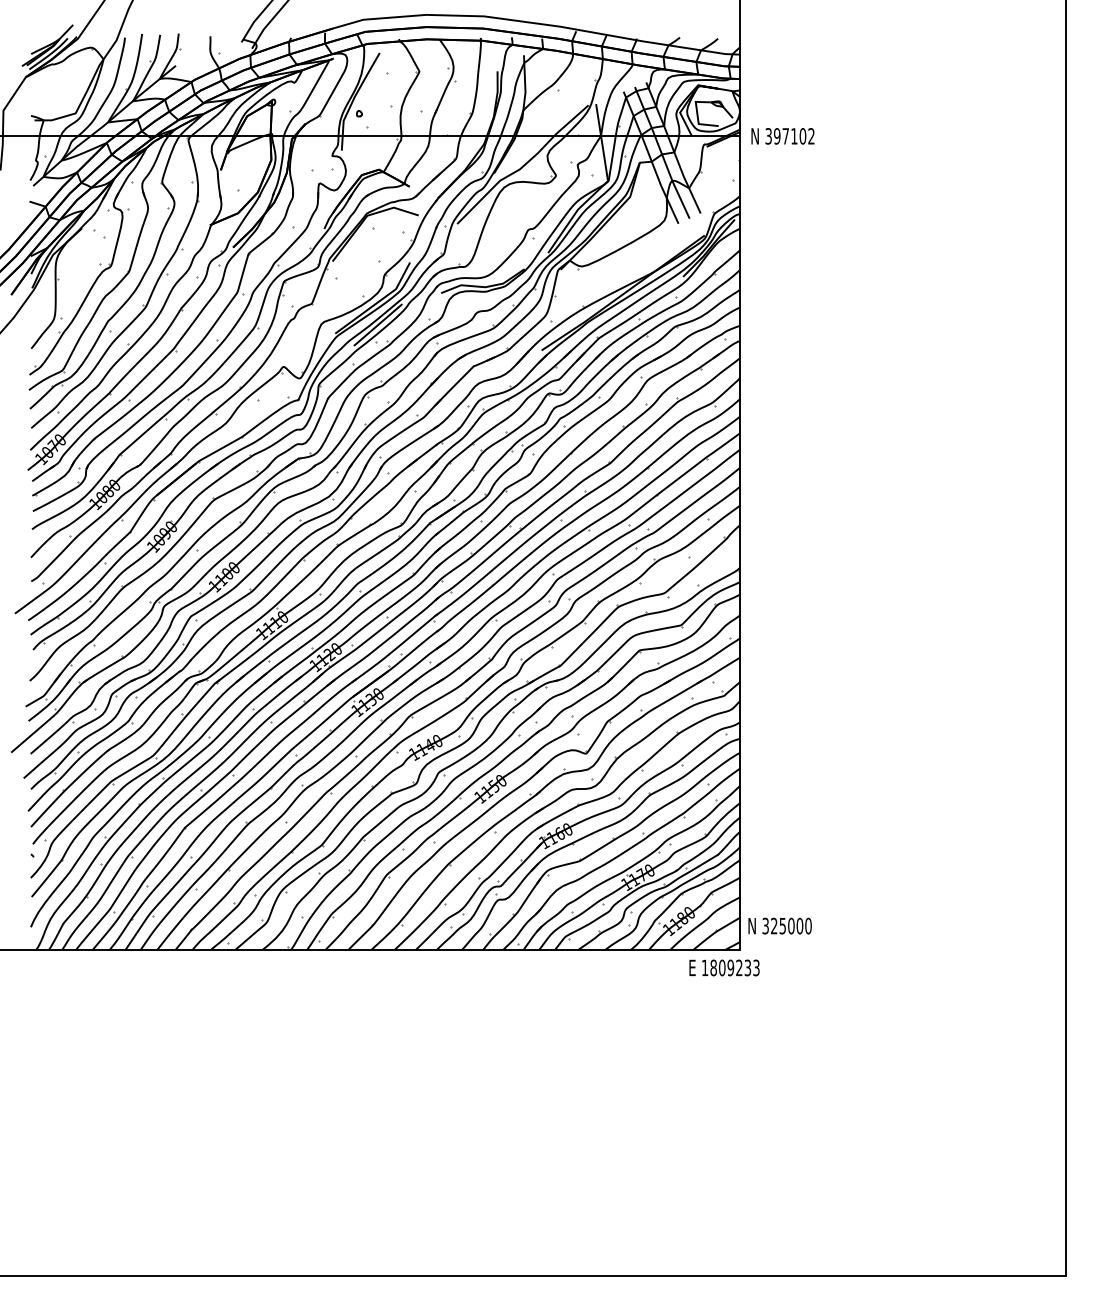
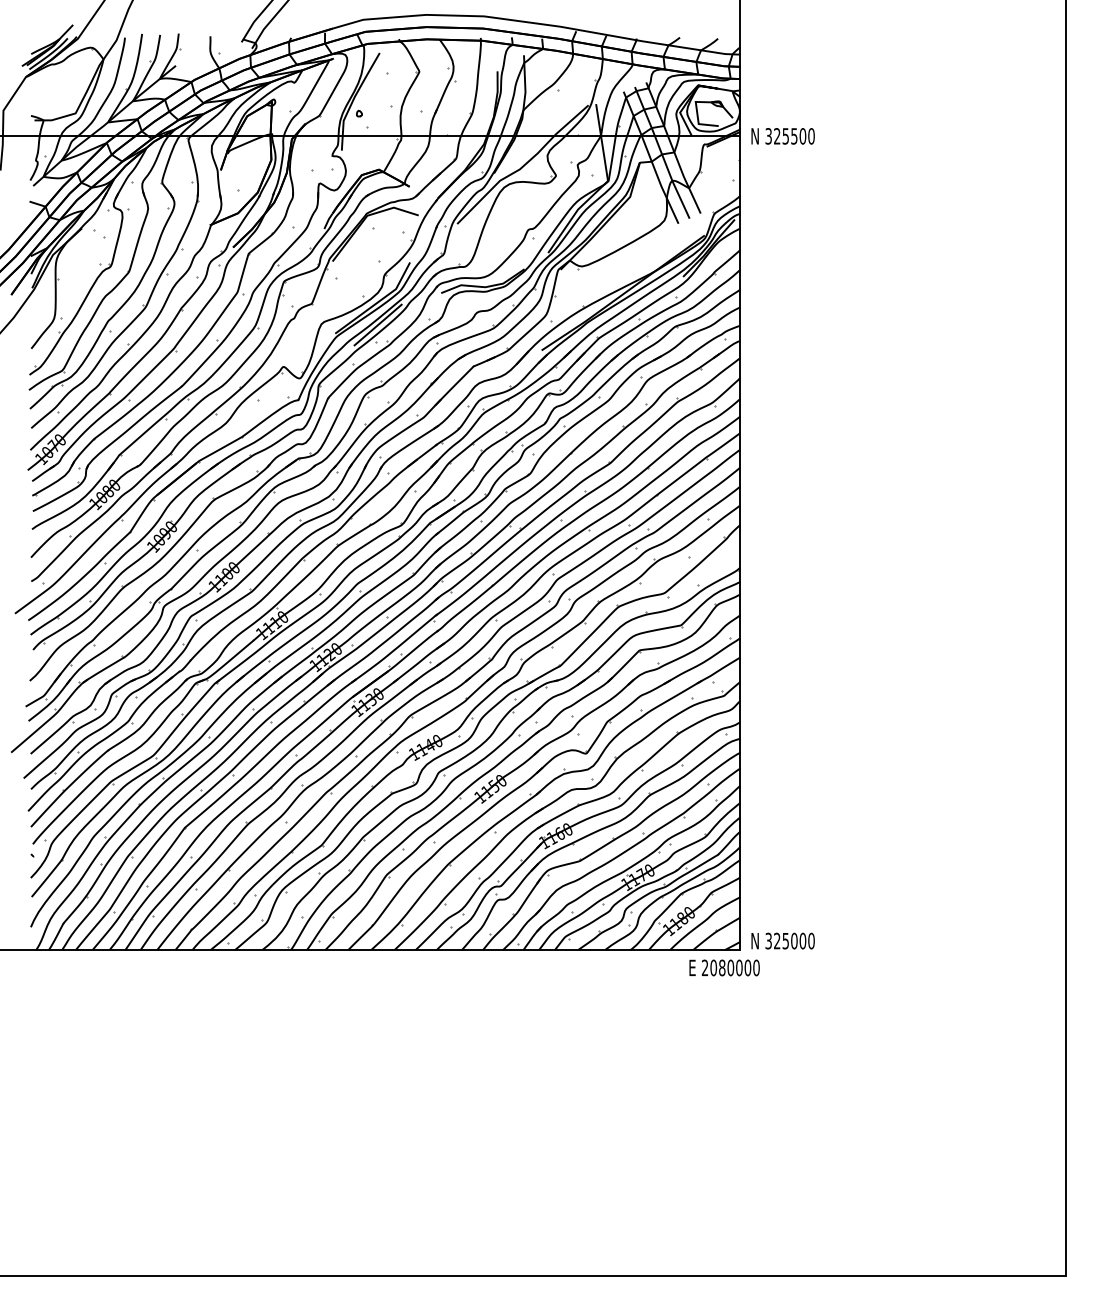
text: 397102 -> 325500 (793, 136)
text position: (779, 925) -> (782, 940) (782, 940)
text: 1809233 -> 2080000 (730, 967)
